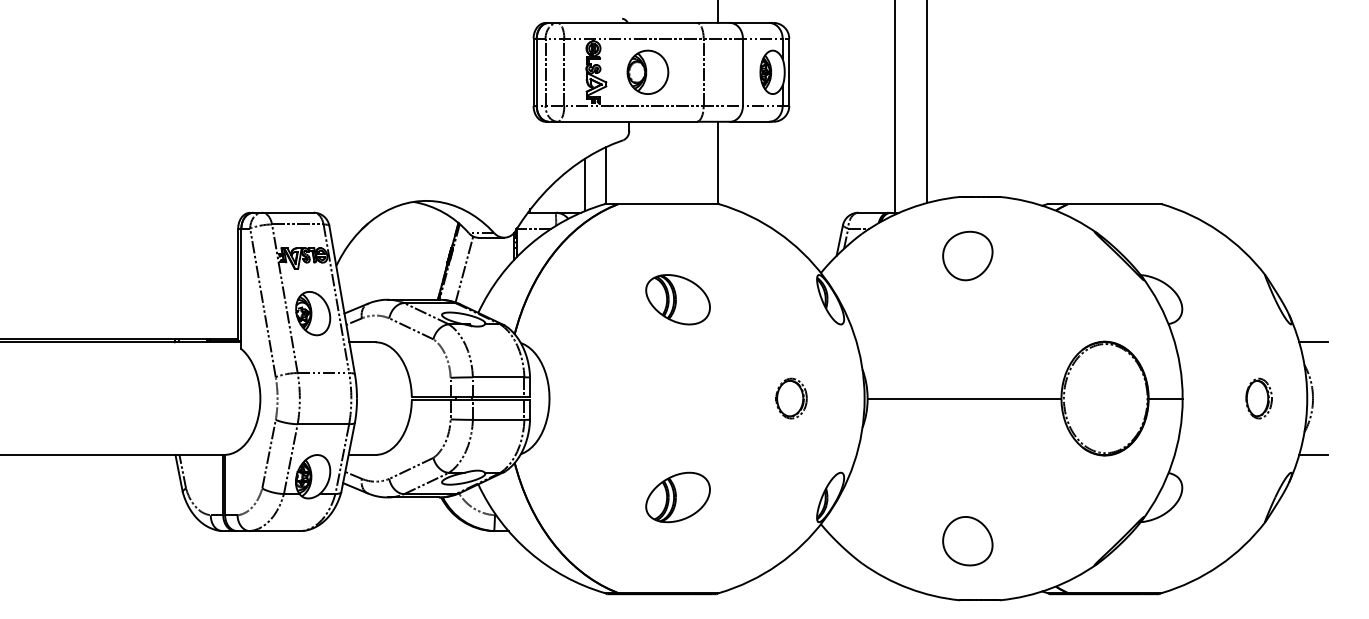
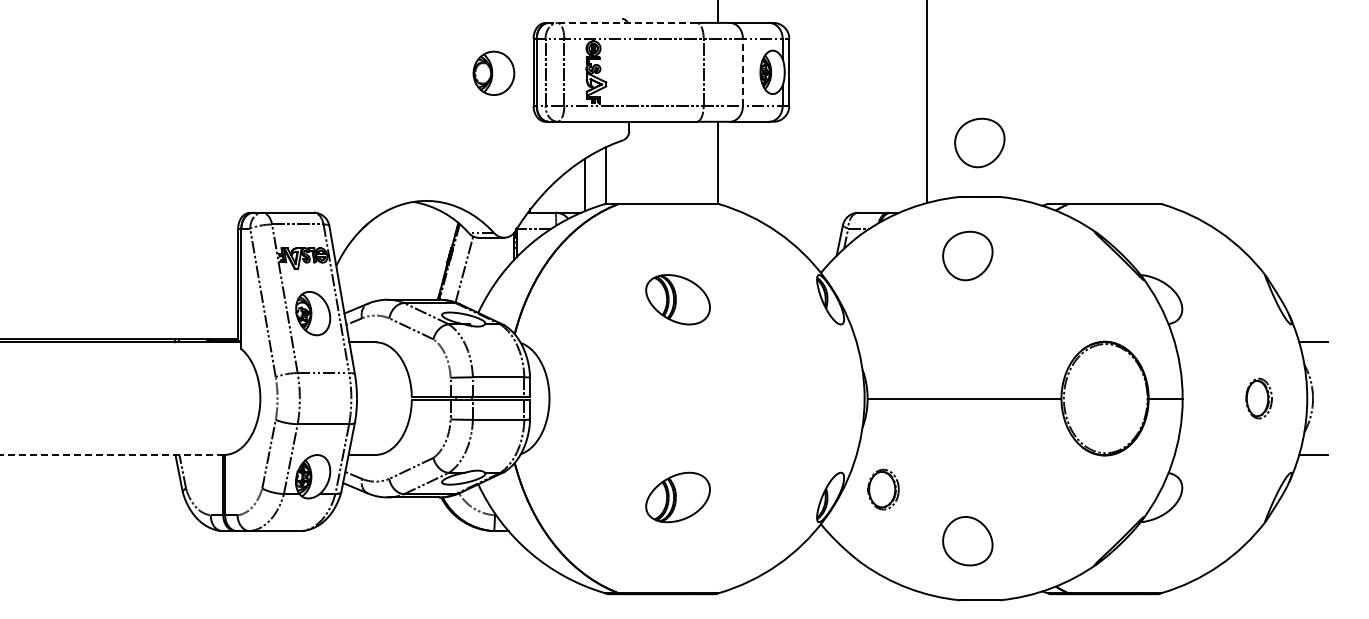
line: solid -> dashed (621, 22)
part position: (647, 71) -> (493, 72) (493, 72)
line: solid -> dashed (742, 72)
line: present -> none (895, 107)
part: none -> present (979, 142)
part position: (791, 398) -> (883, 489) (883, 489)
line: solid -> dashed (113, 454)
